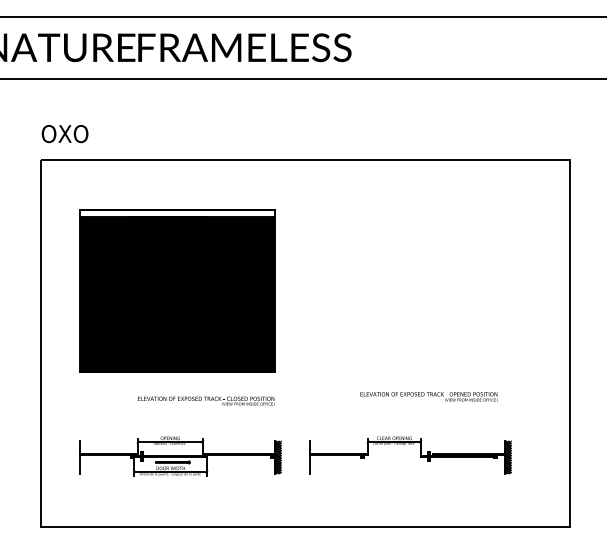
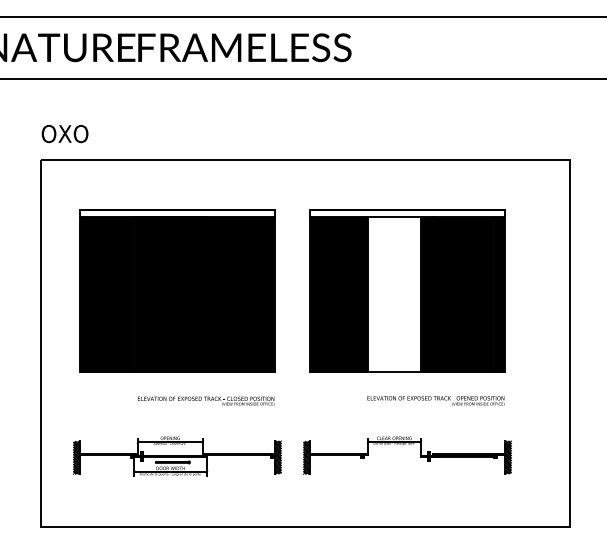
part: none -> present (407, 290)
text position: (428, 396) -> (435, 400) (435, 400)
hatch: none -> present (76, 457)
hatch: none -> present (306, 457)
